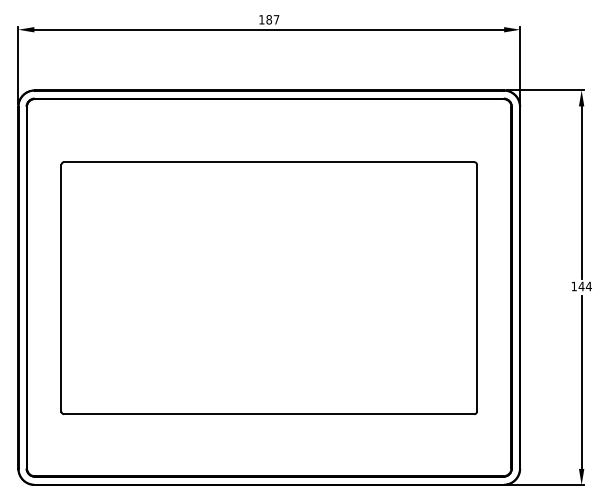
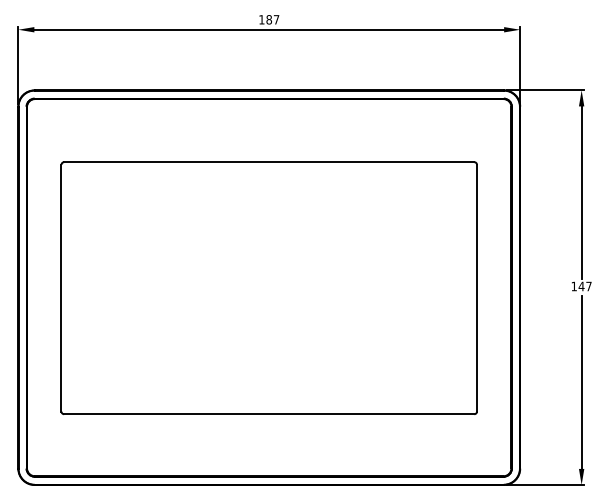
text: 144 -> 147 (588, 286)
